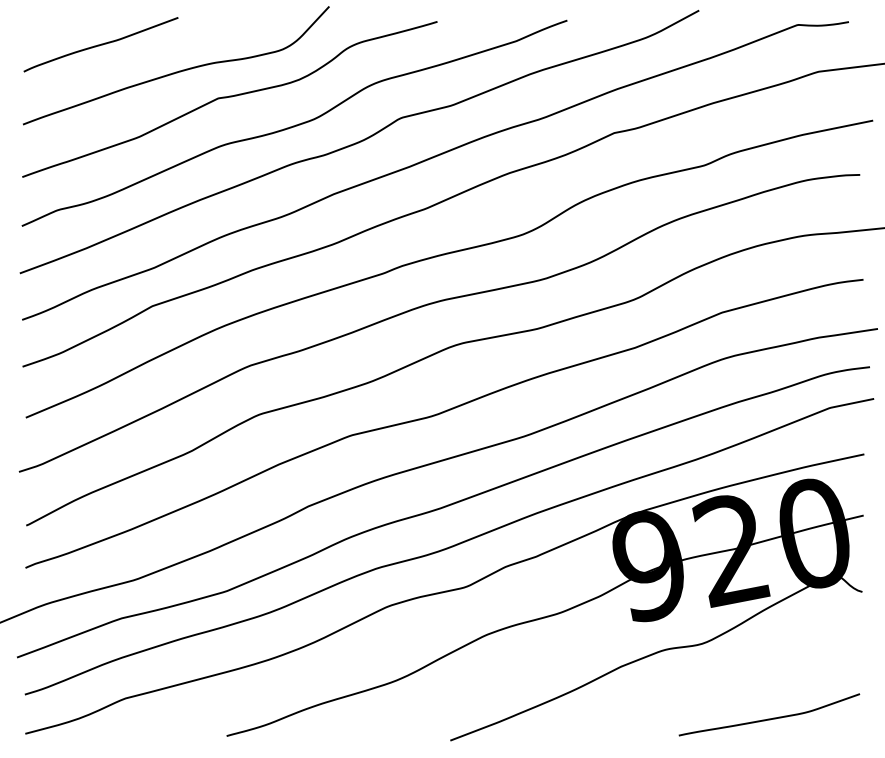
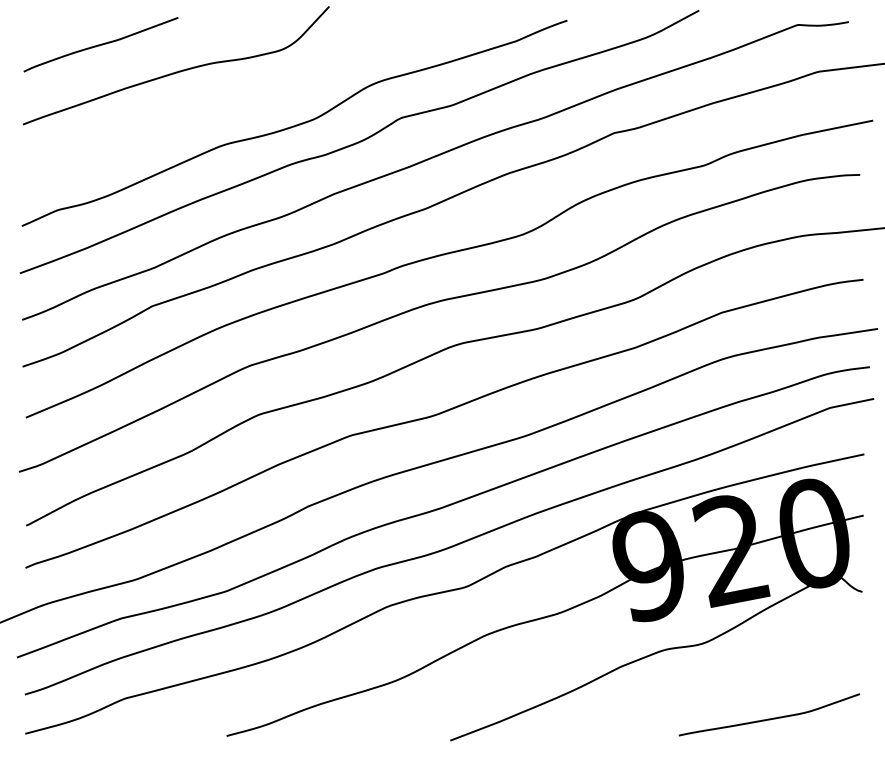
curve: present -> none (229, 97)
